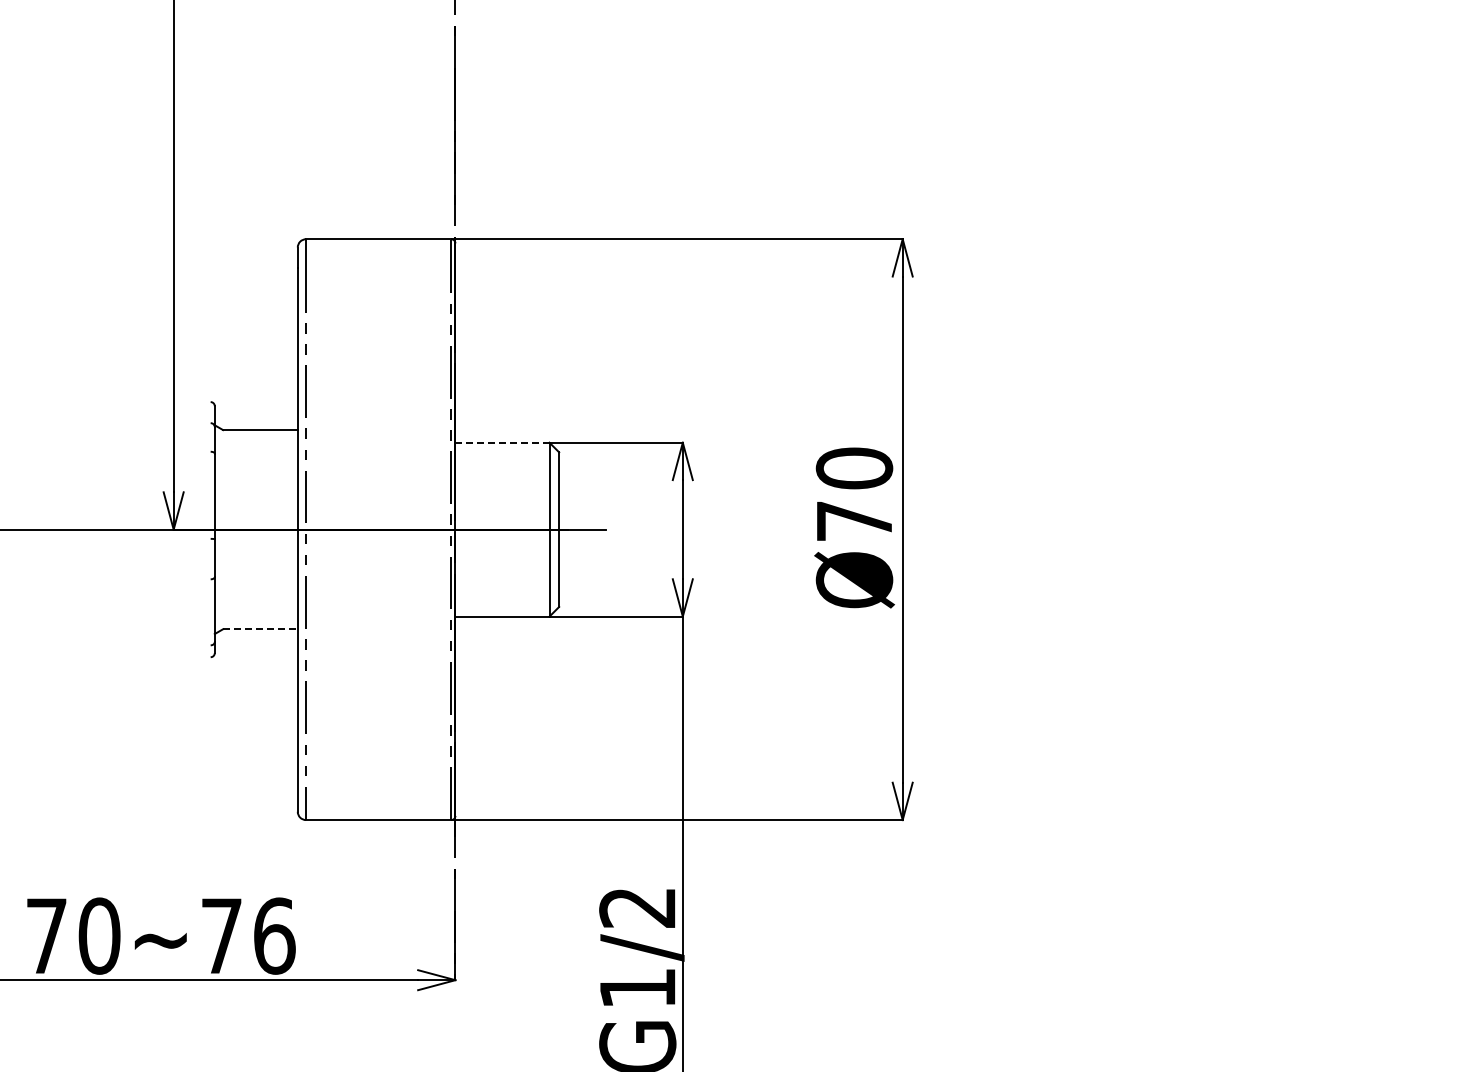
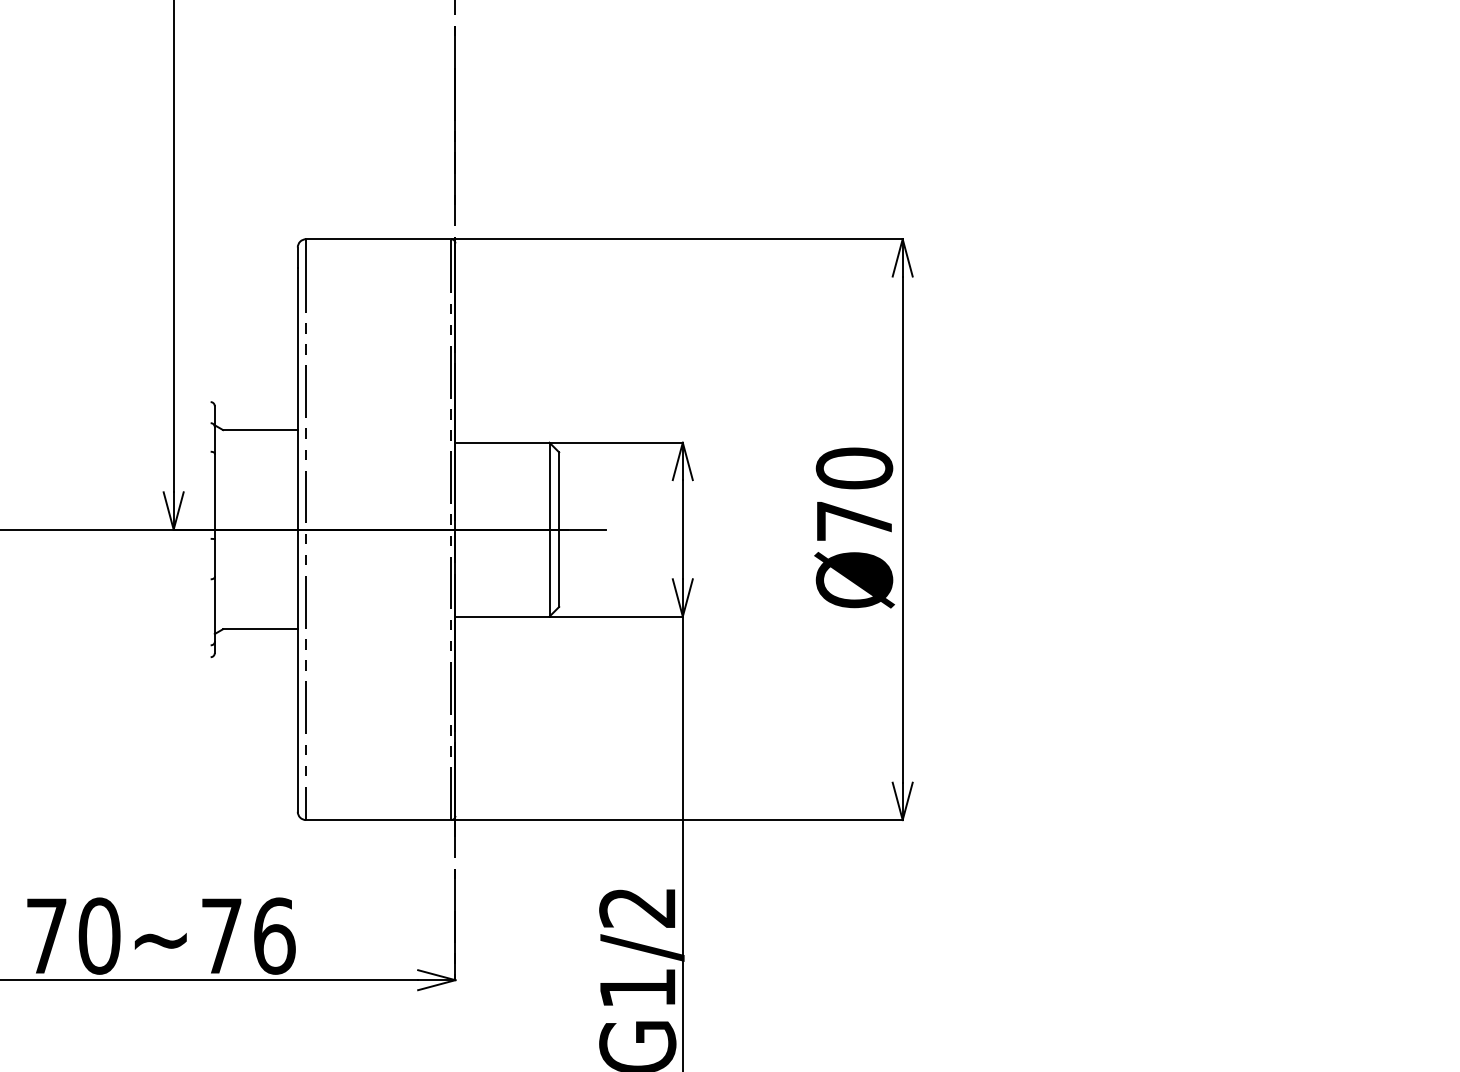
line: dashed -> solid (501, 442)
line: dashed -> solid (260, 629)
